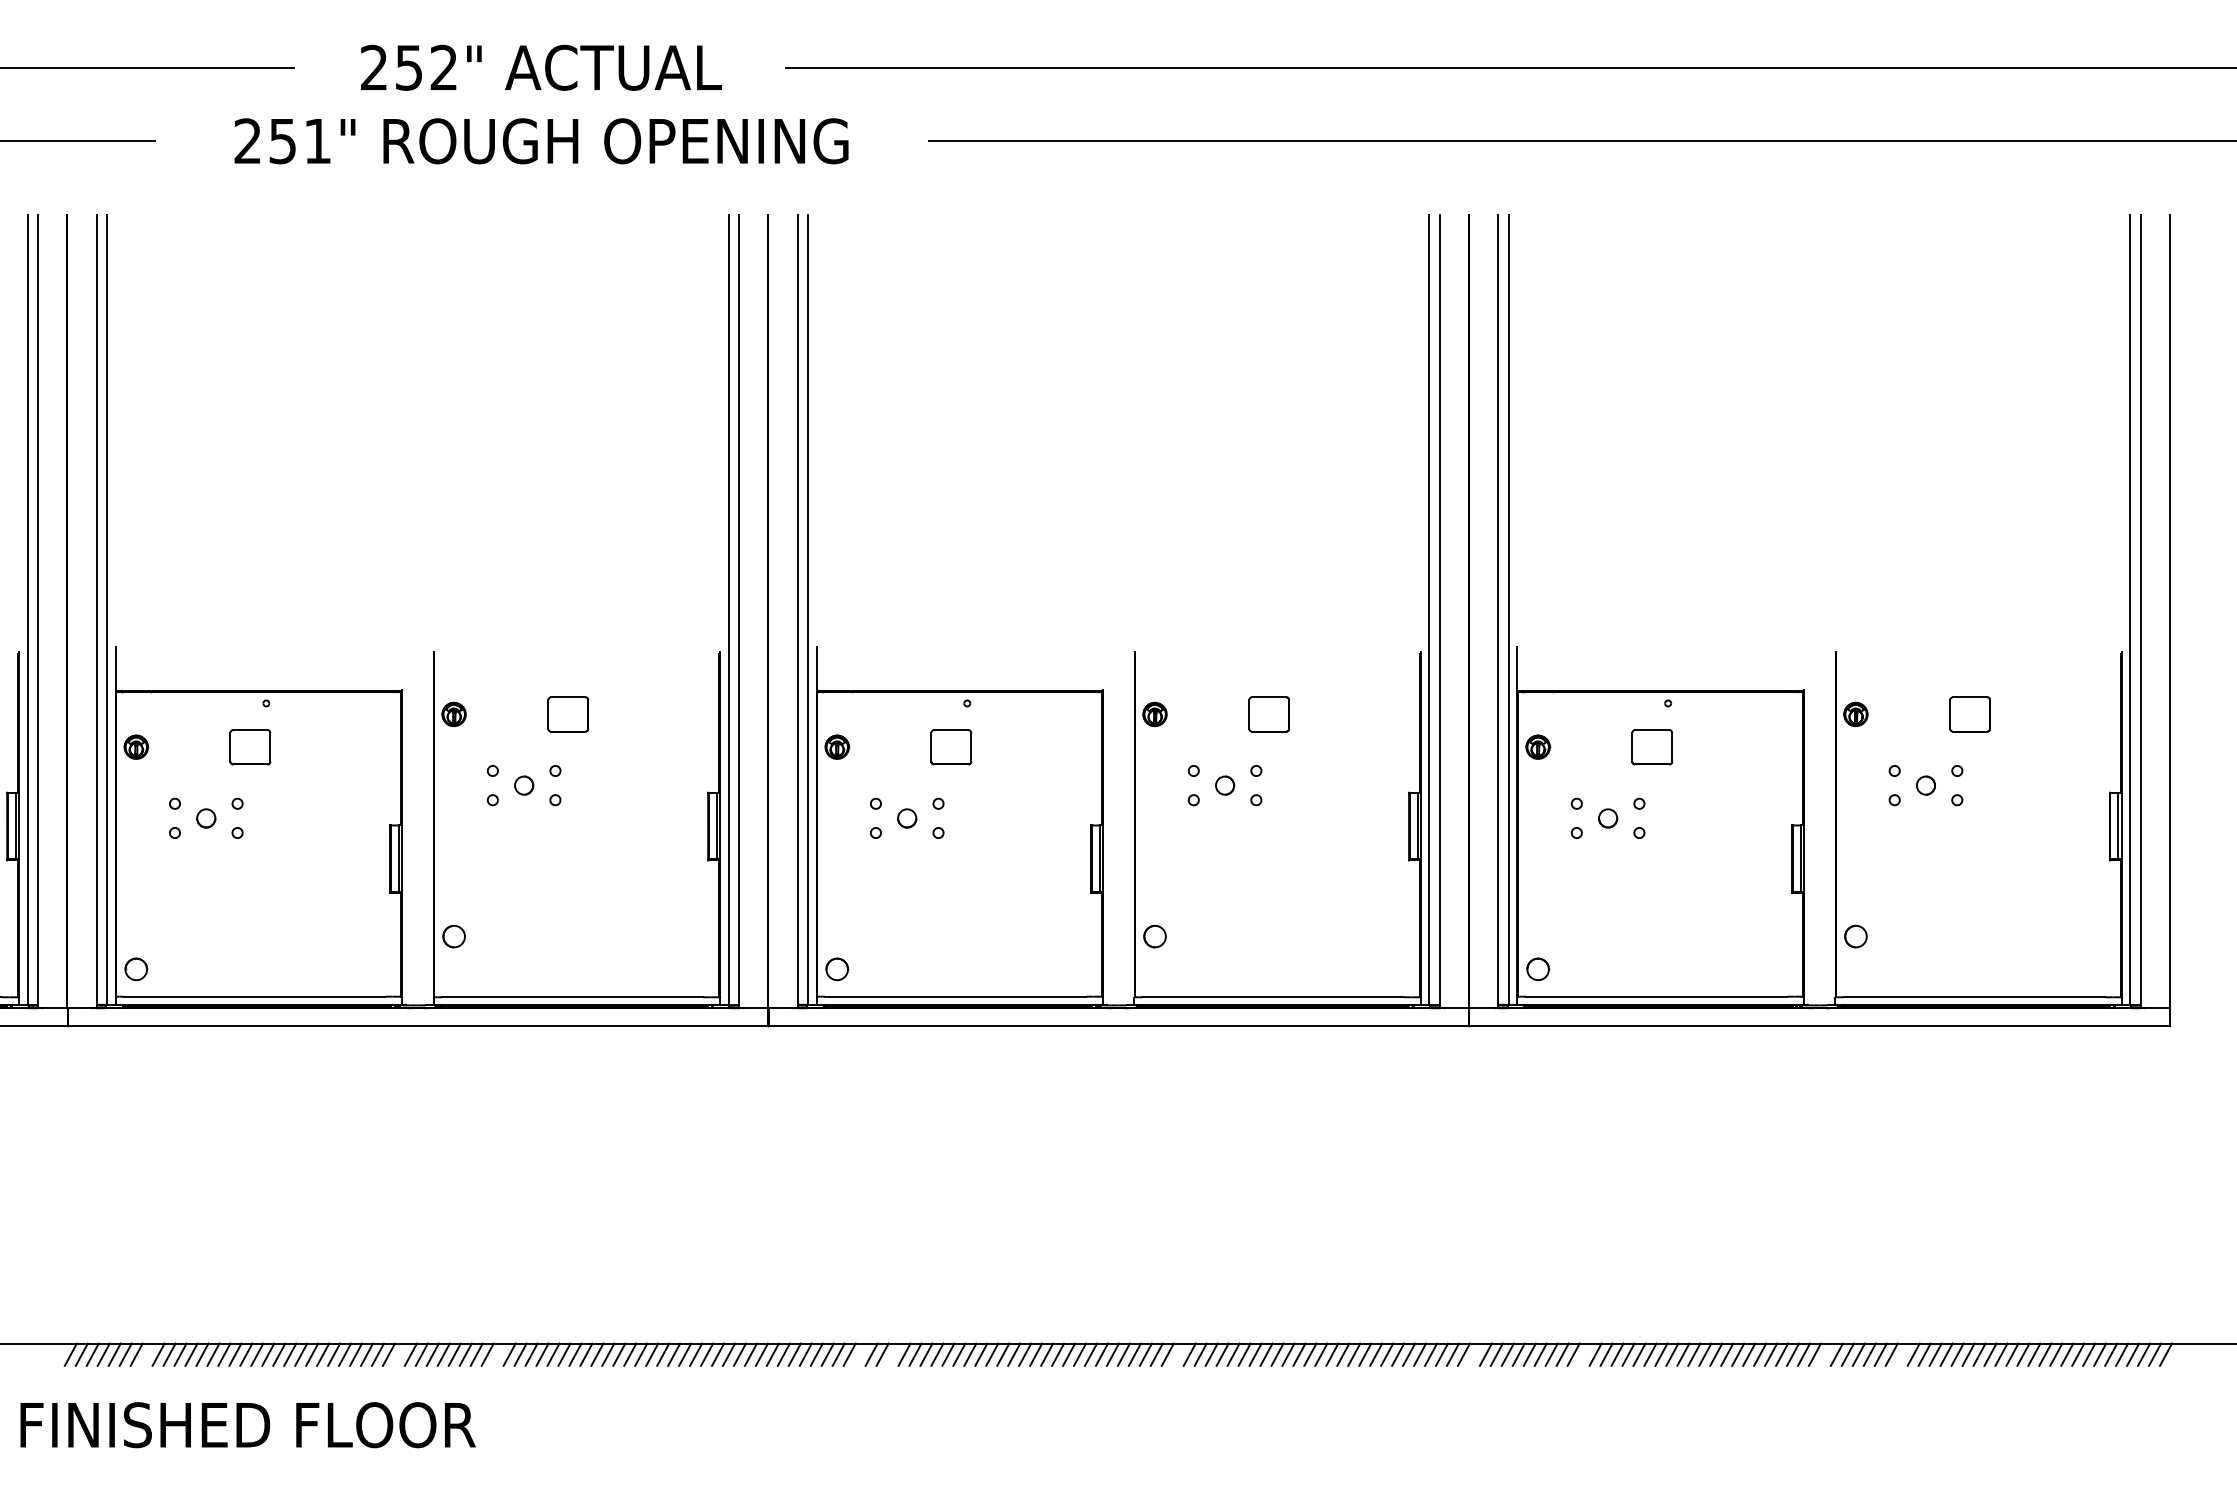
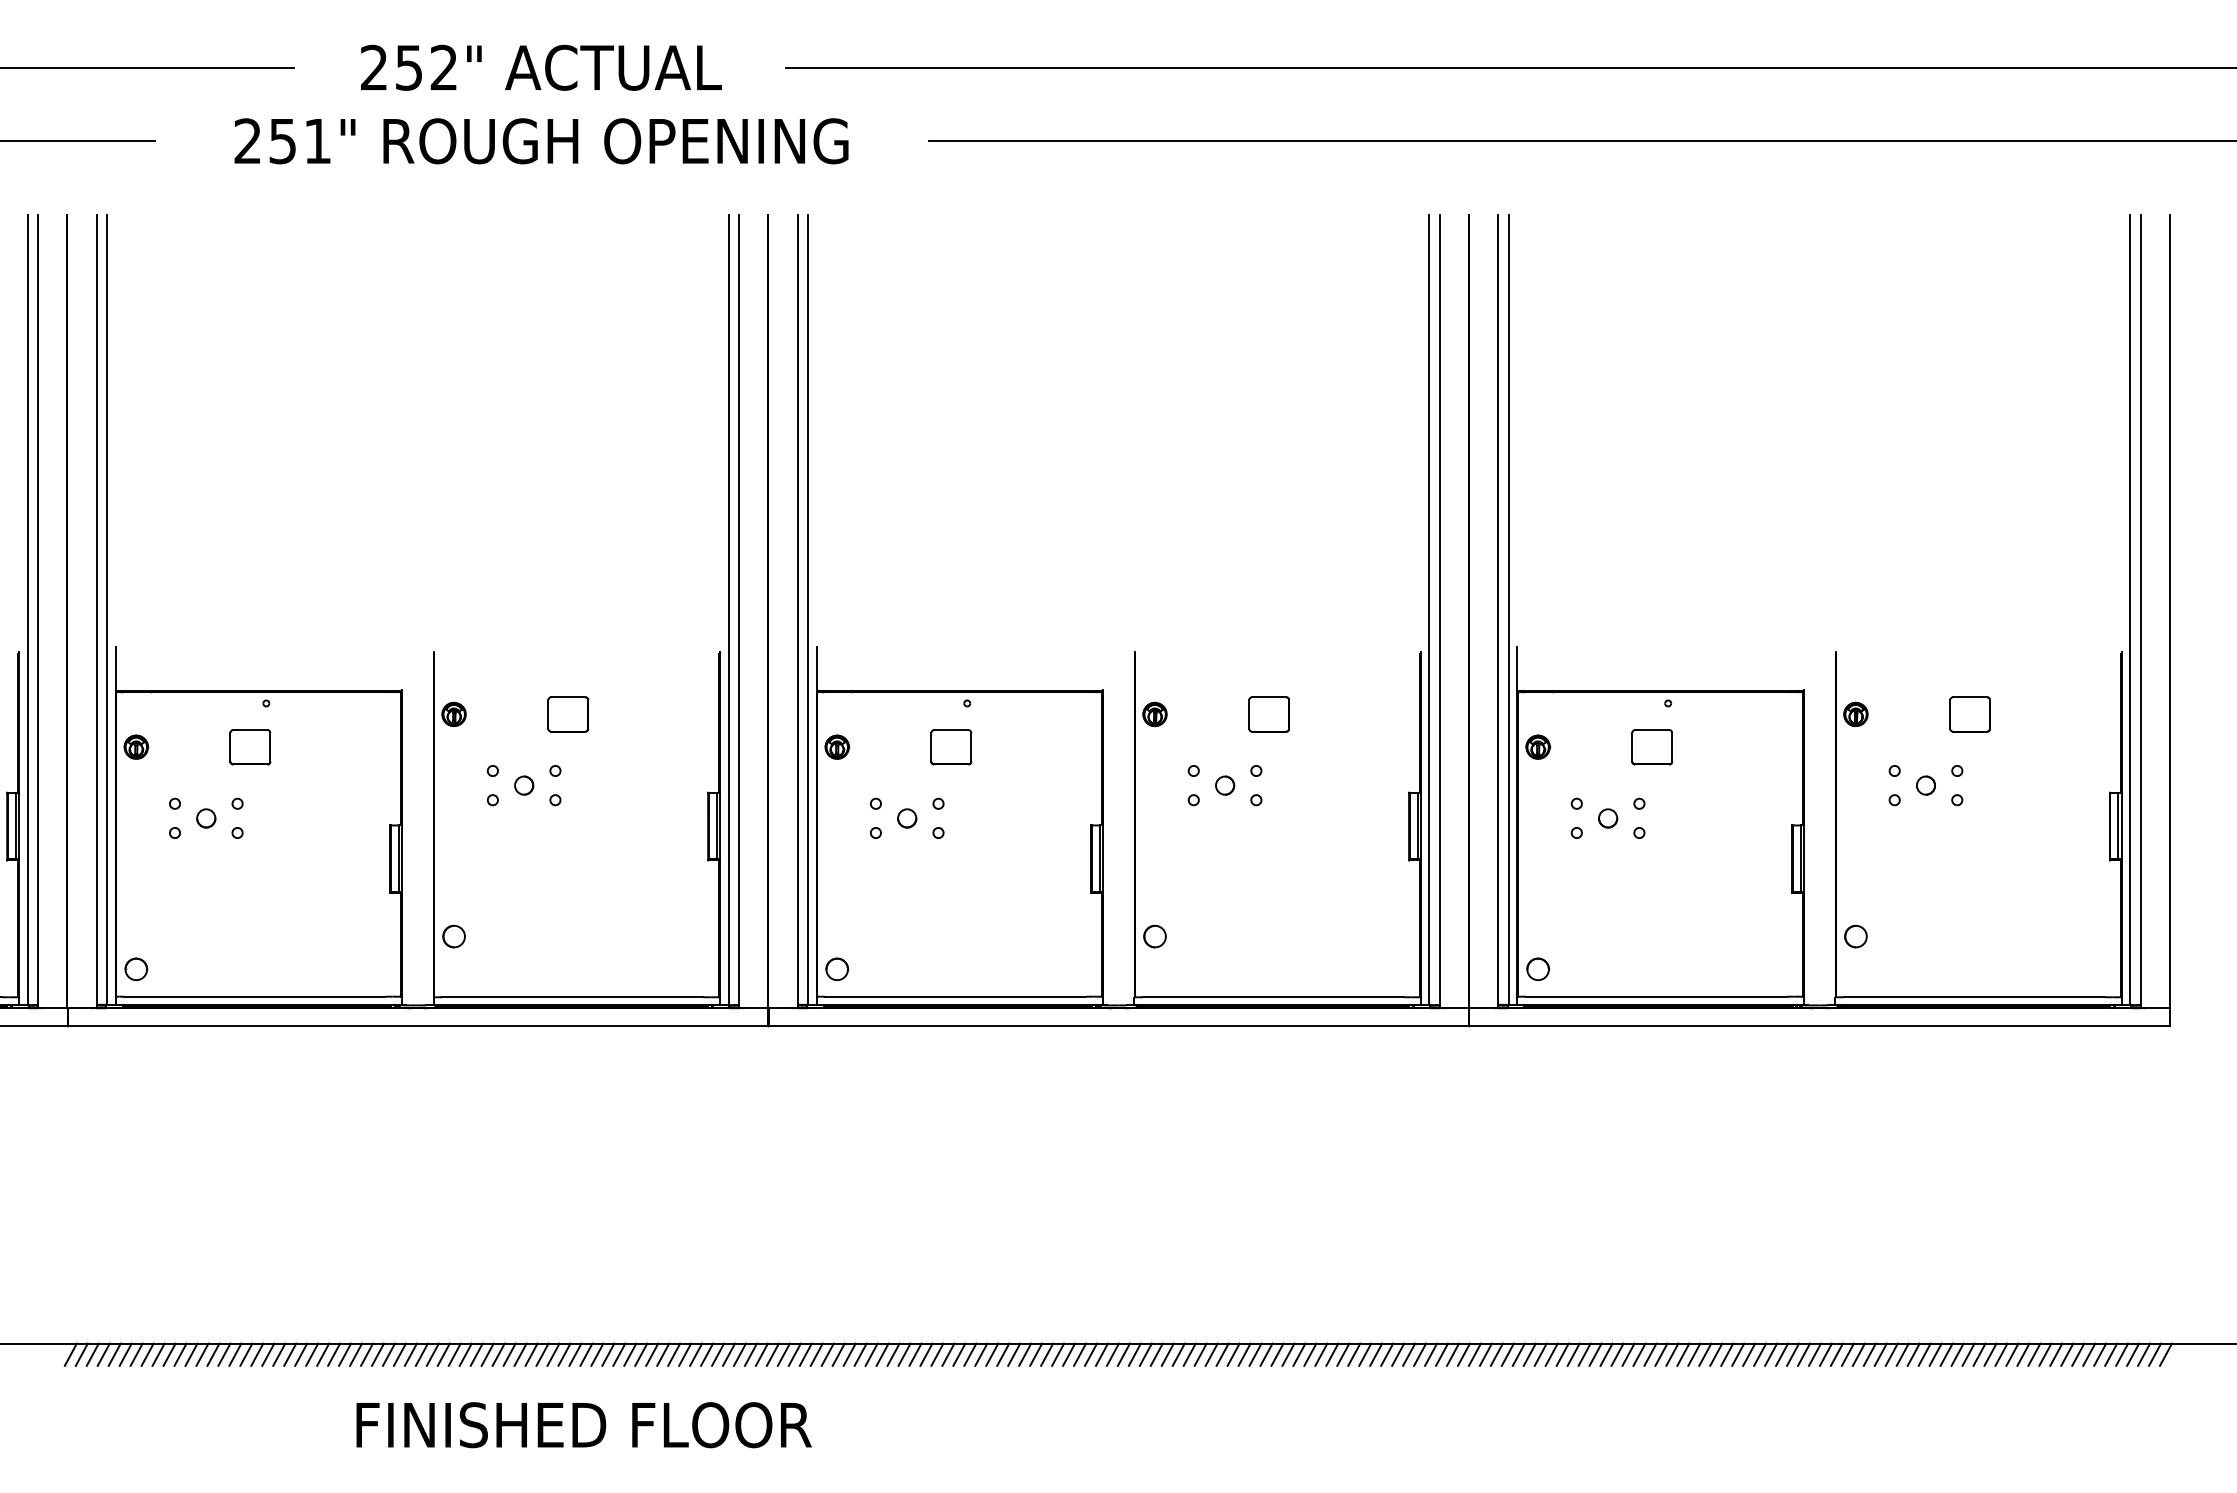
line: none -> present (147, 1354)
line: none -> present (399, 1354)
line: none -> present (498, 1354)
line: none -> present (860, 1354)
line: none -> present (893, 1354)
line: none -> present (1178, 1354)
line: none -> present (1474, 1354)
line: none -> present (1584, 1354)
line: none -> present (1825, 1354)
line: none -> present (1902, 1354)
text position: (247, 1425) -> (583, 1425) (583, 1425)
